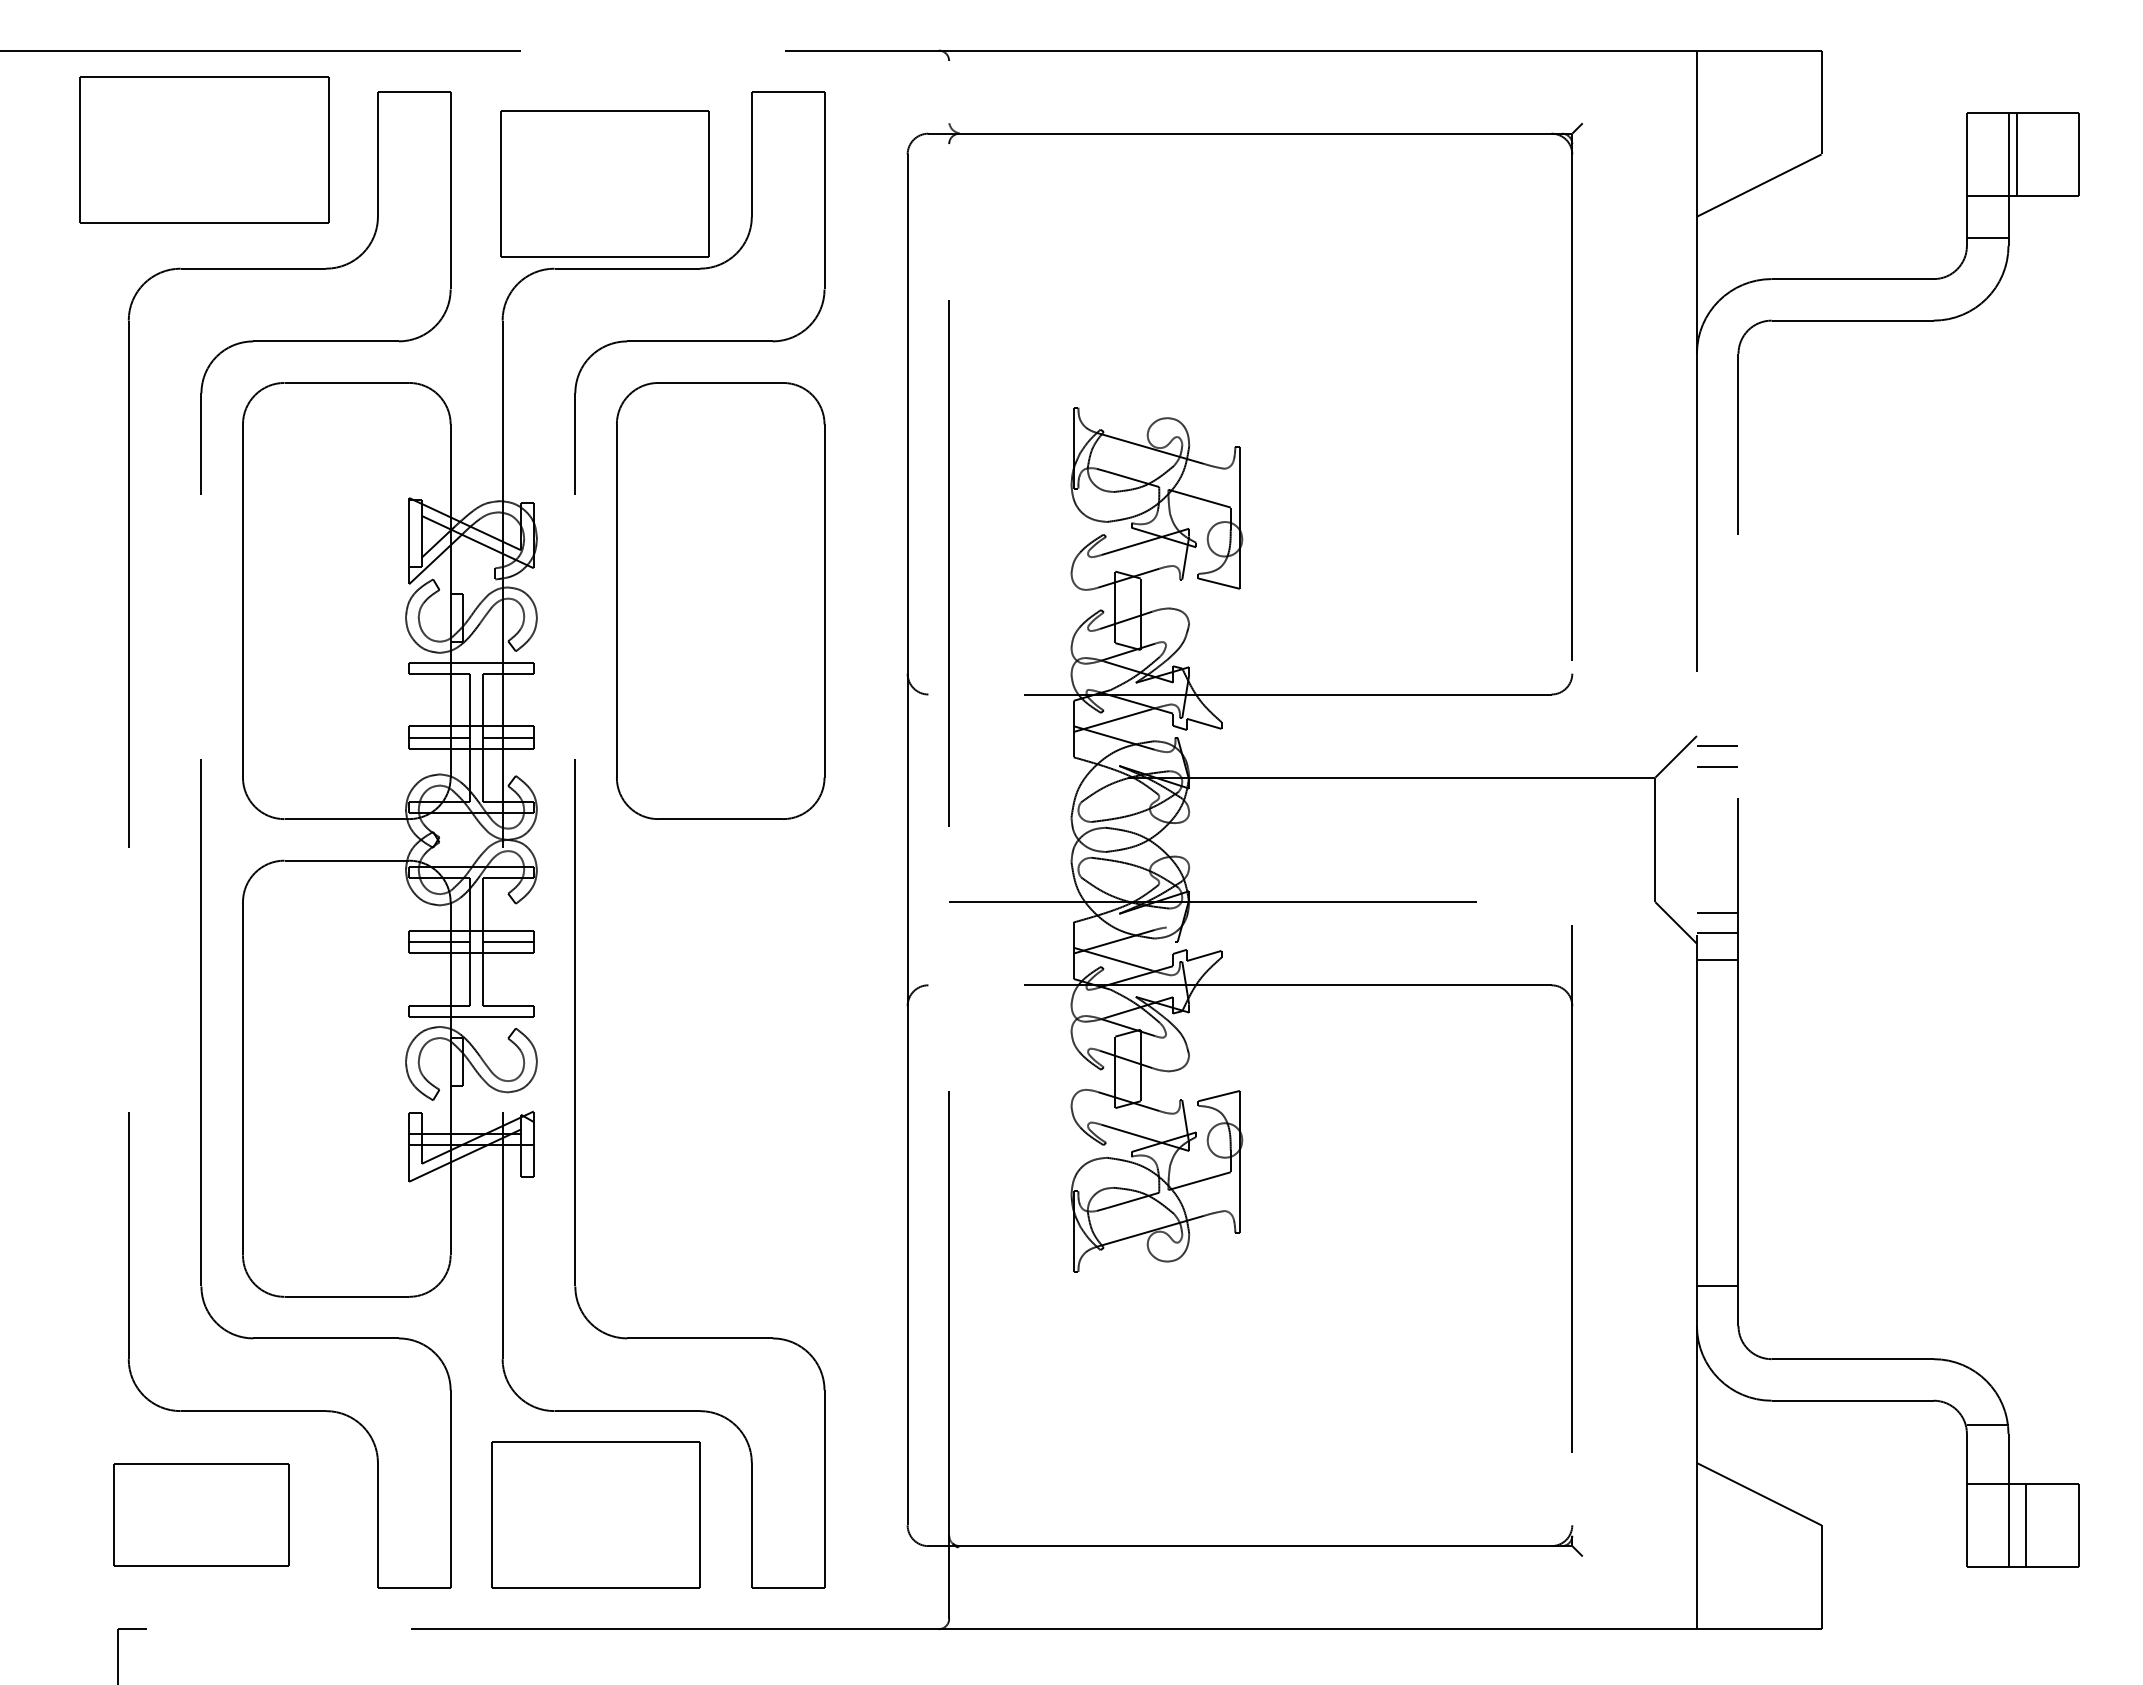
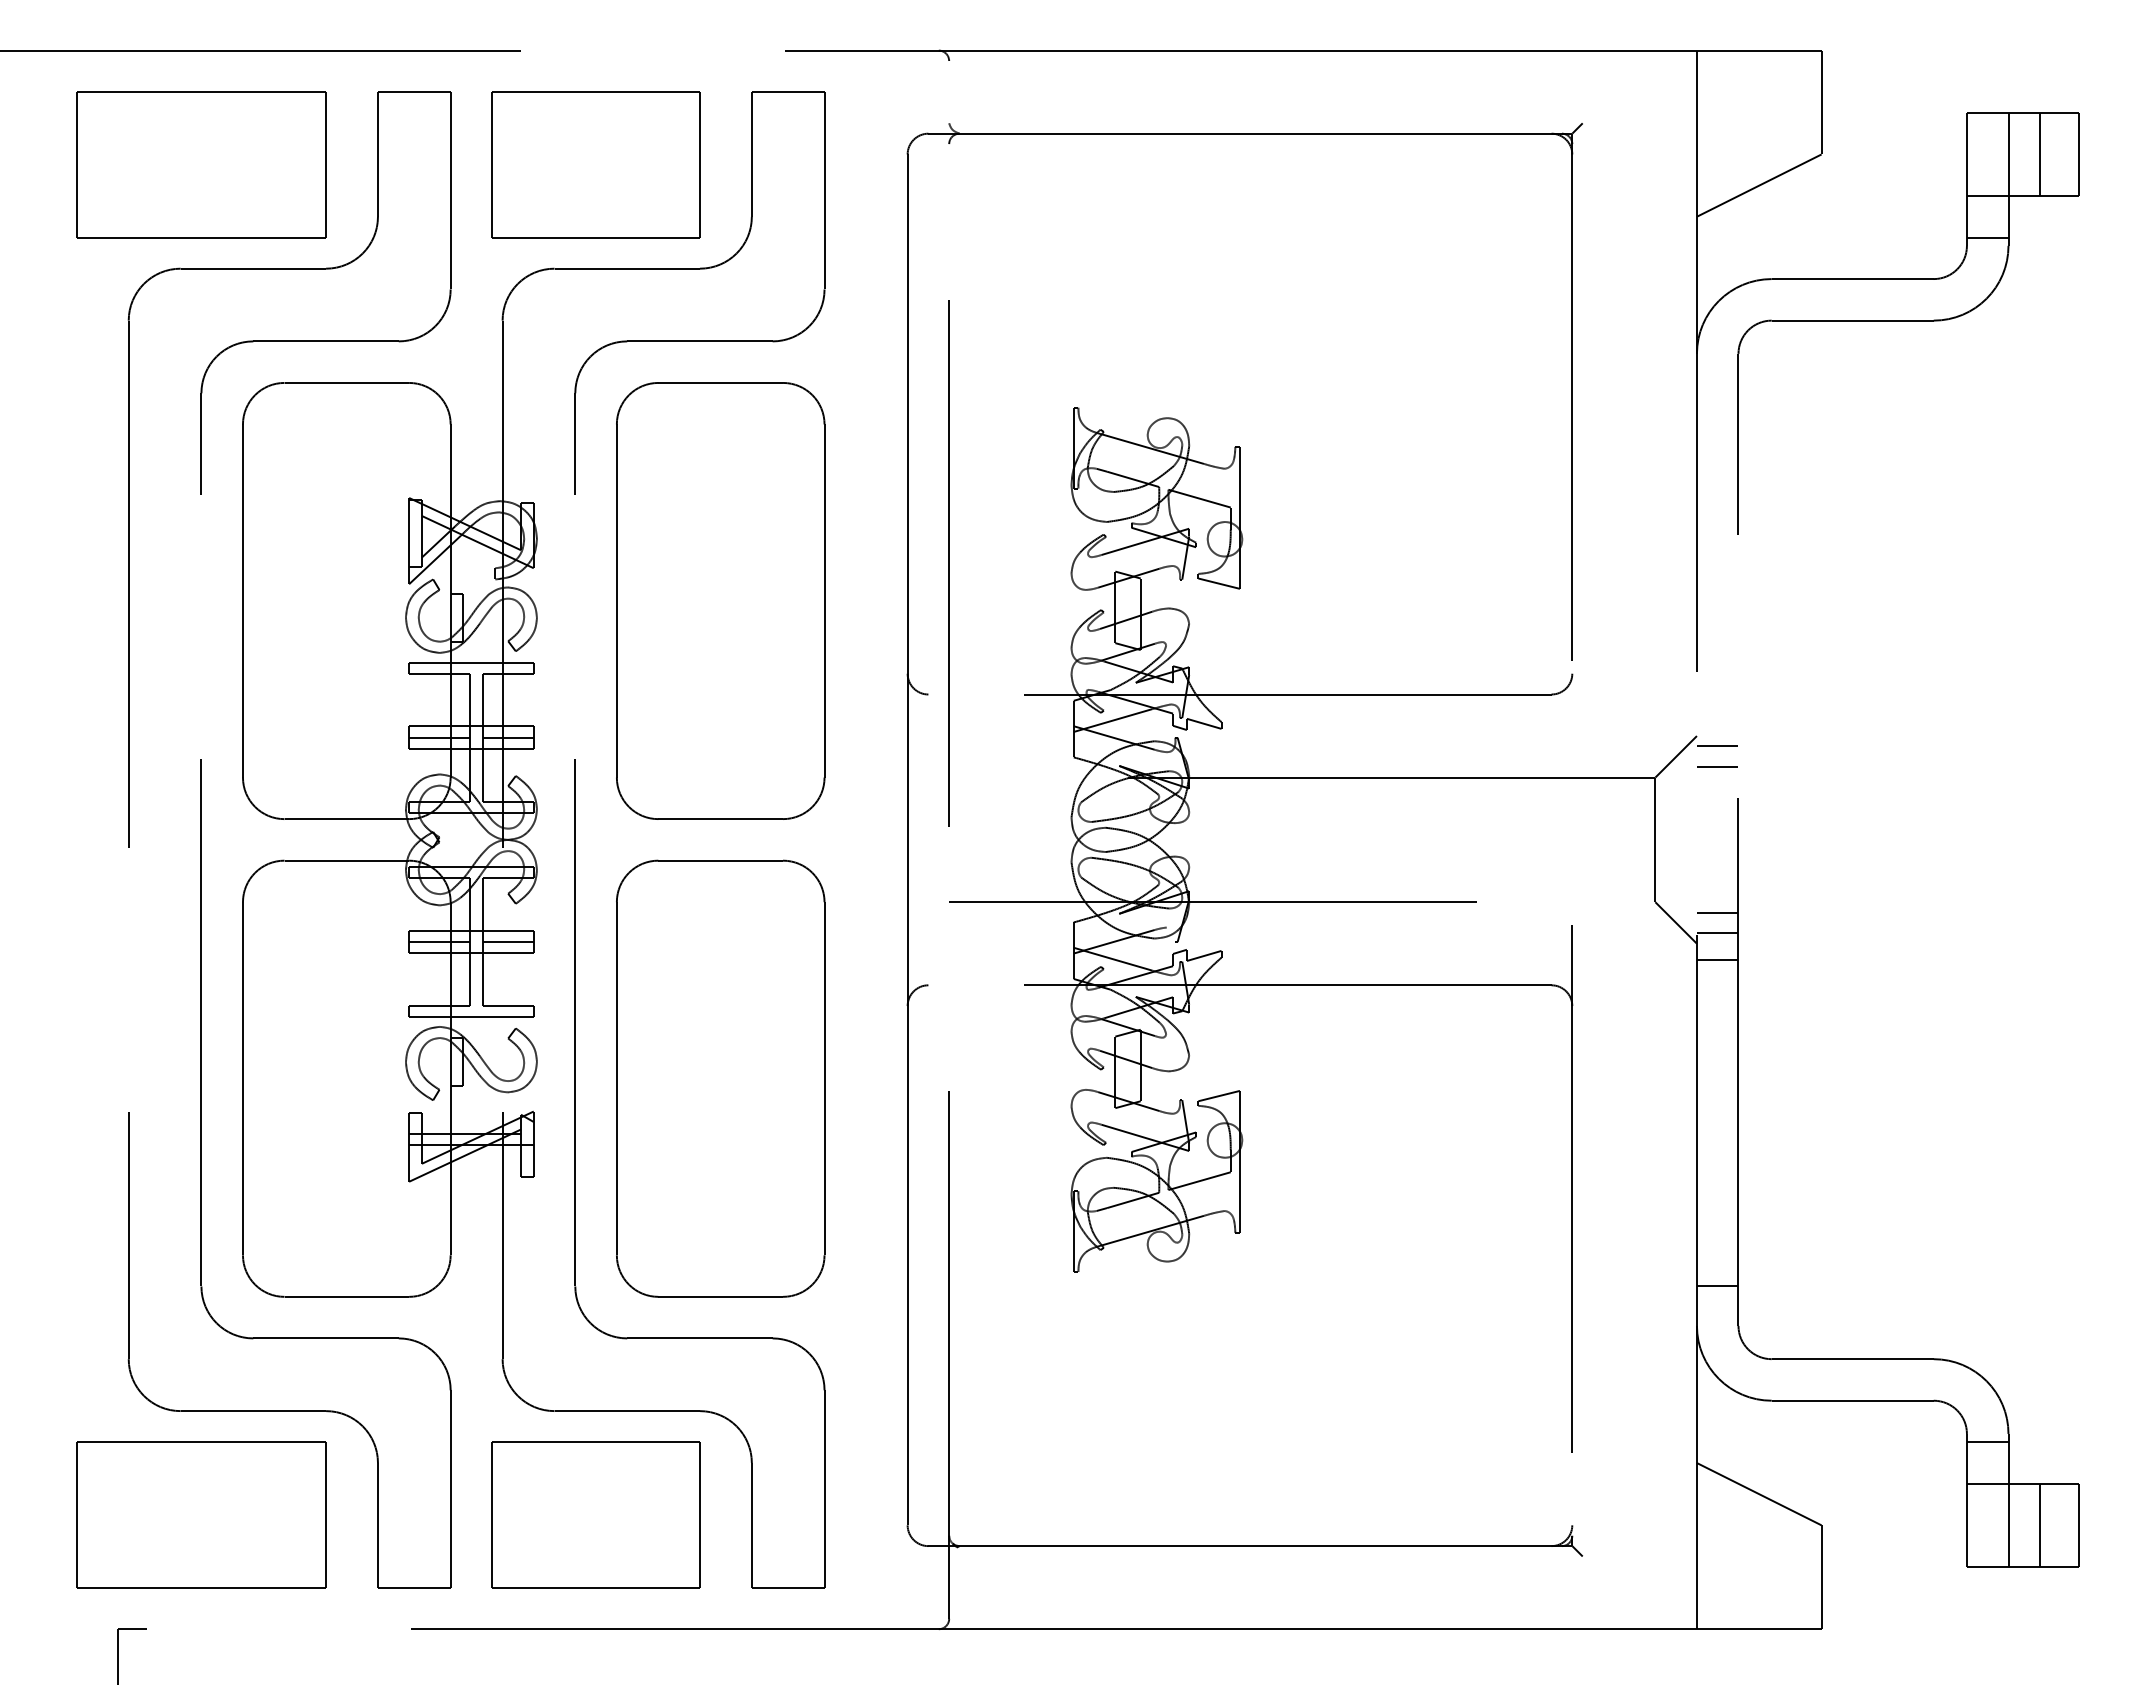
part position: (204, 149) -> (201, 164) (201, 164)
line position: (2016, 154) -> (2039, 154) (2039, 154)
part position: (604, 183) -> (595, 164) (595, 164)
part: none -> present (720, 1078)
line position: (1987, 1425) -> (1987, 1442) (1987, 1442)
part size: 177x104 px -> 251x148 px (201, 1514)
line position: (2025, 1524) -> (2039, 1524) (2039, 1524)
